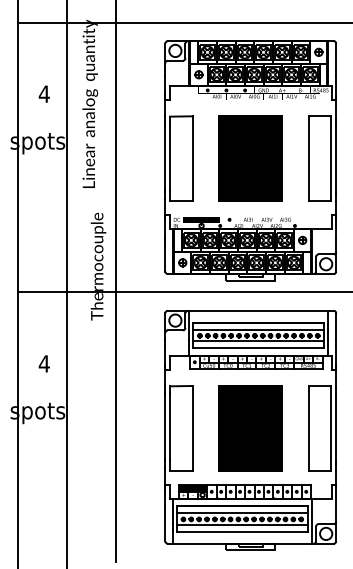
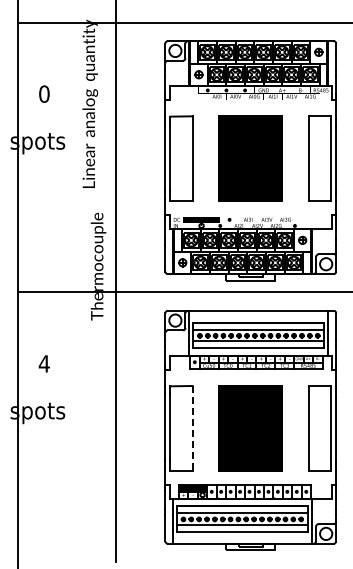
text: 4 -> 0 (43, 93)
line: present -> none (66, 283)
line: solid -> dashed (192, 428)
